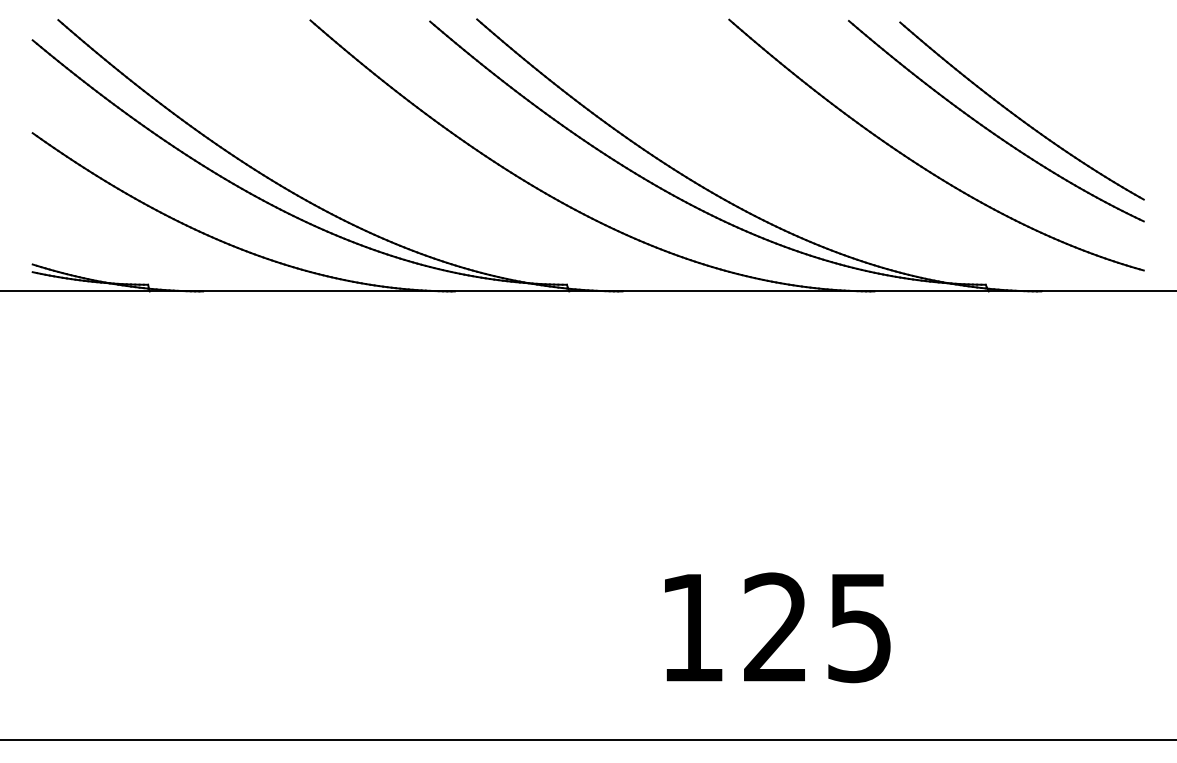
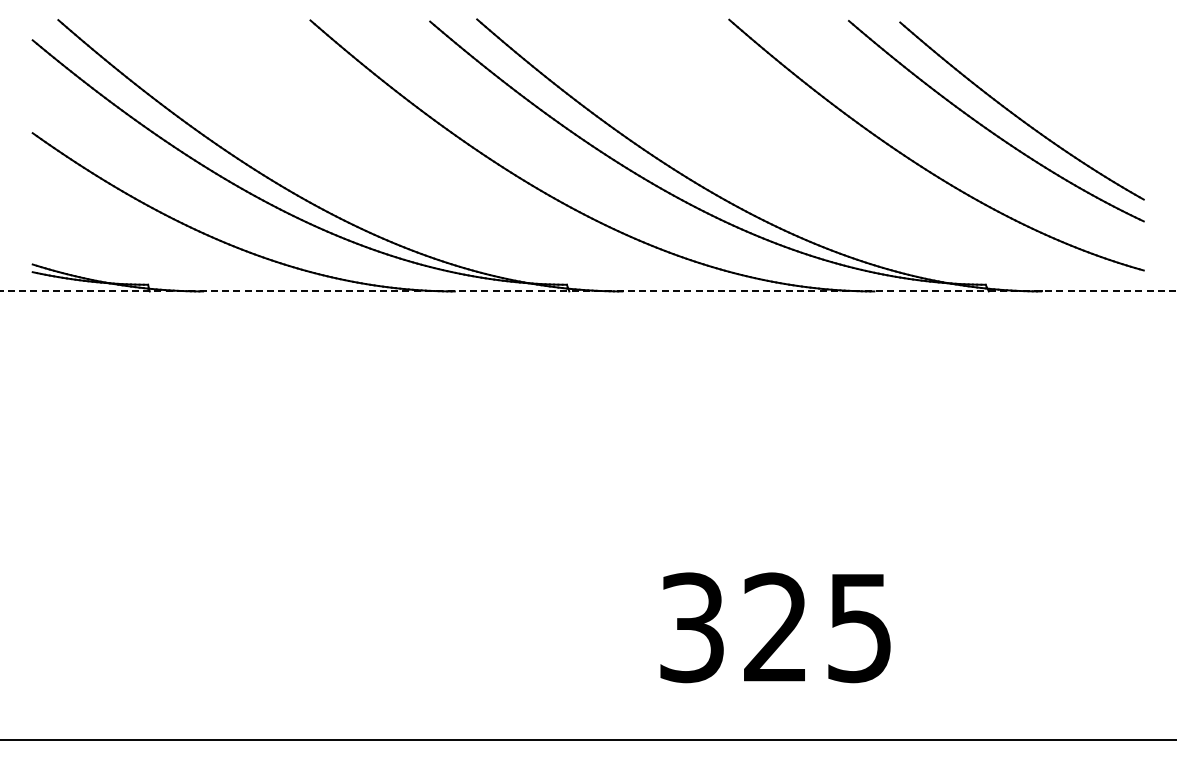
line: solid -> dashed (588, 291)
text: 125 -> 325 (691, 627)
